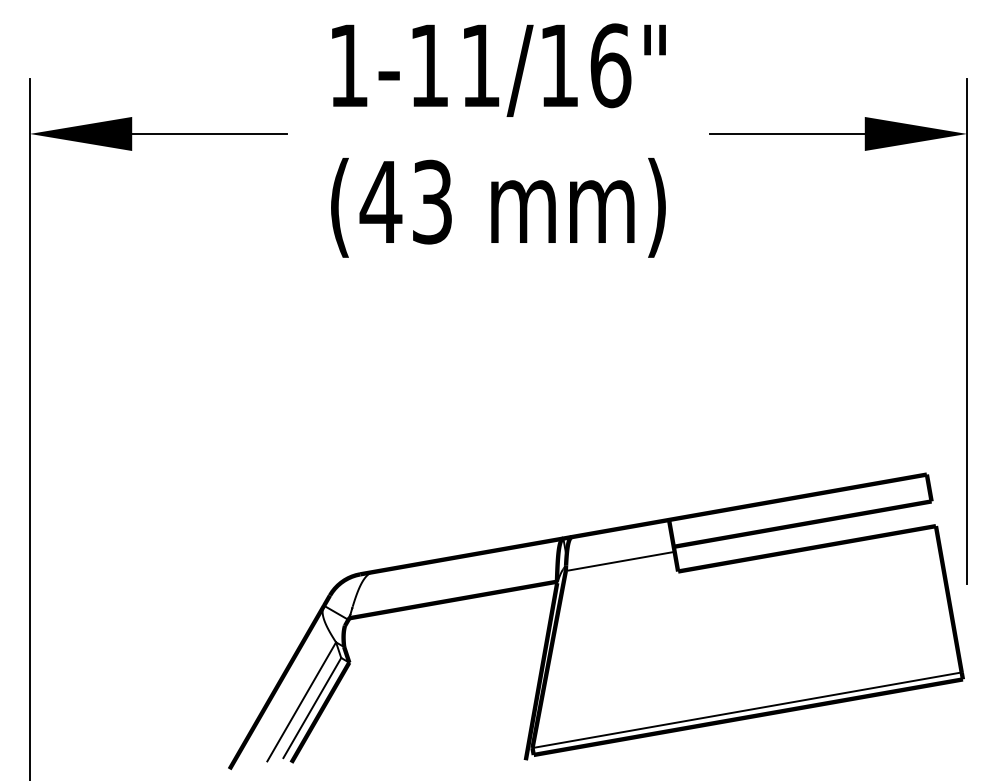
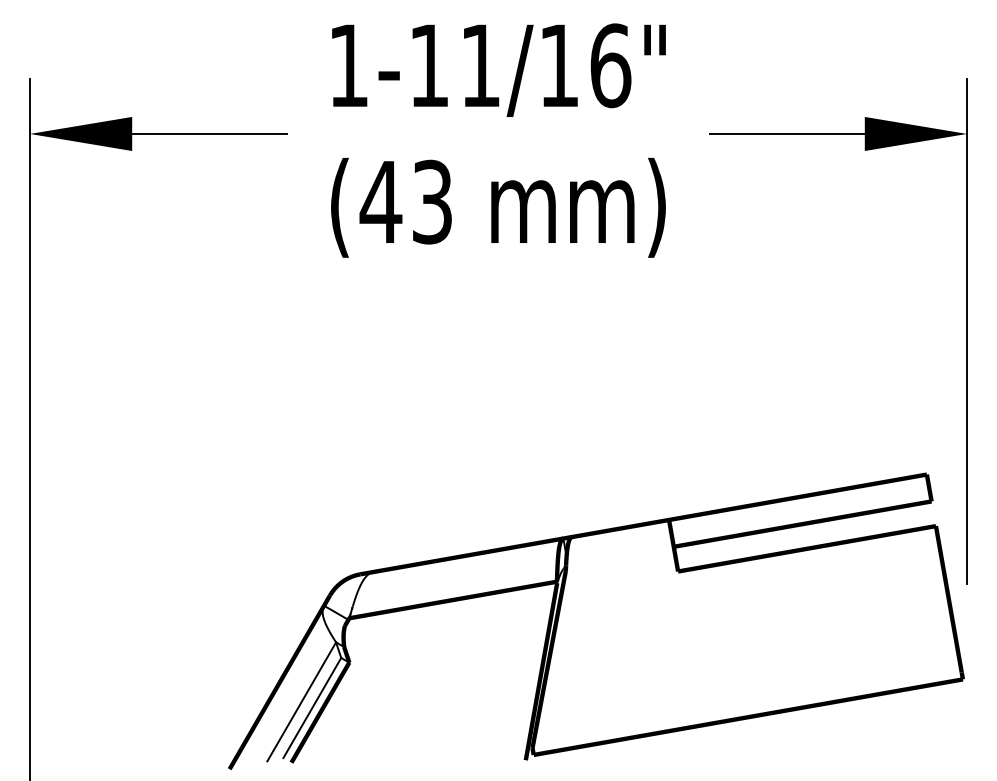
line: present -> none (619, 561)
line: present -> none (746, 710)
